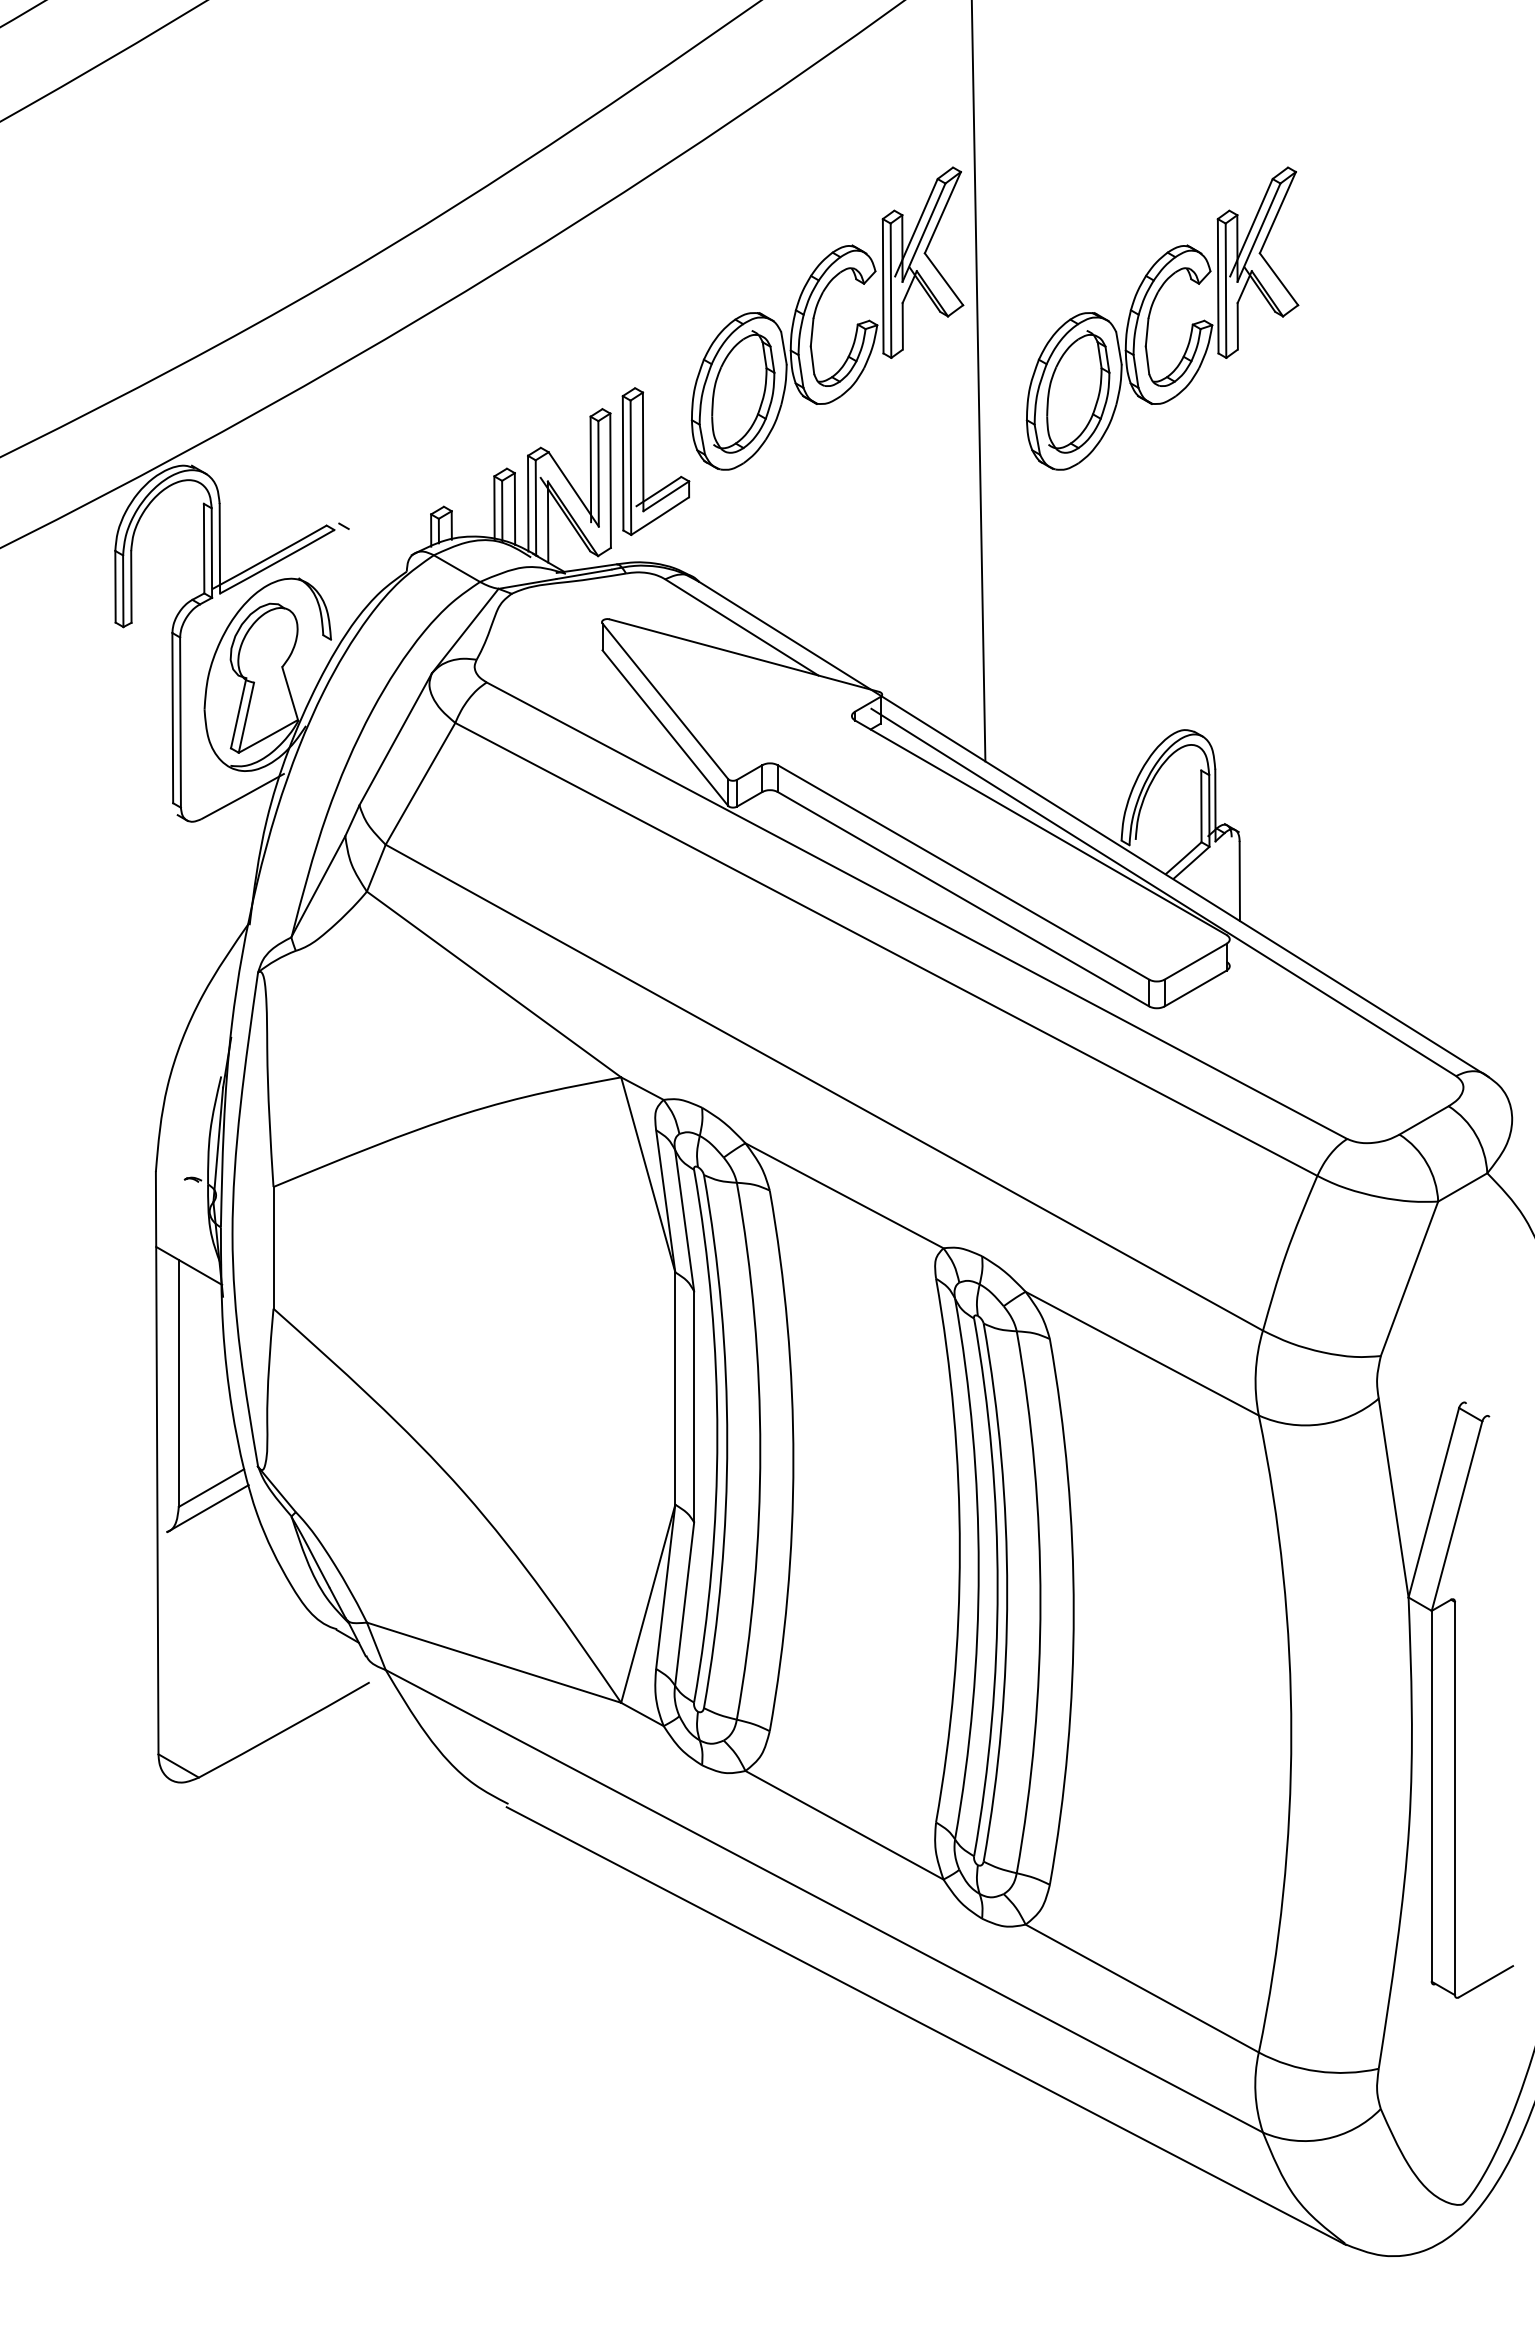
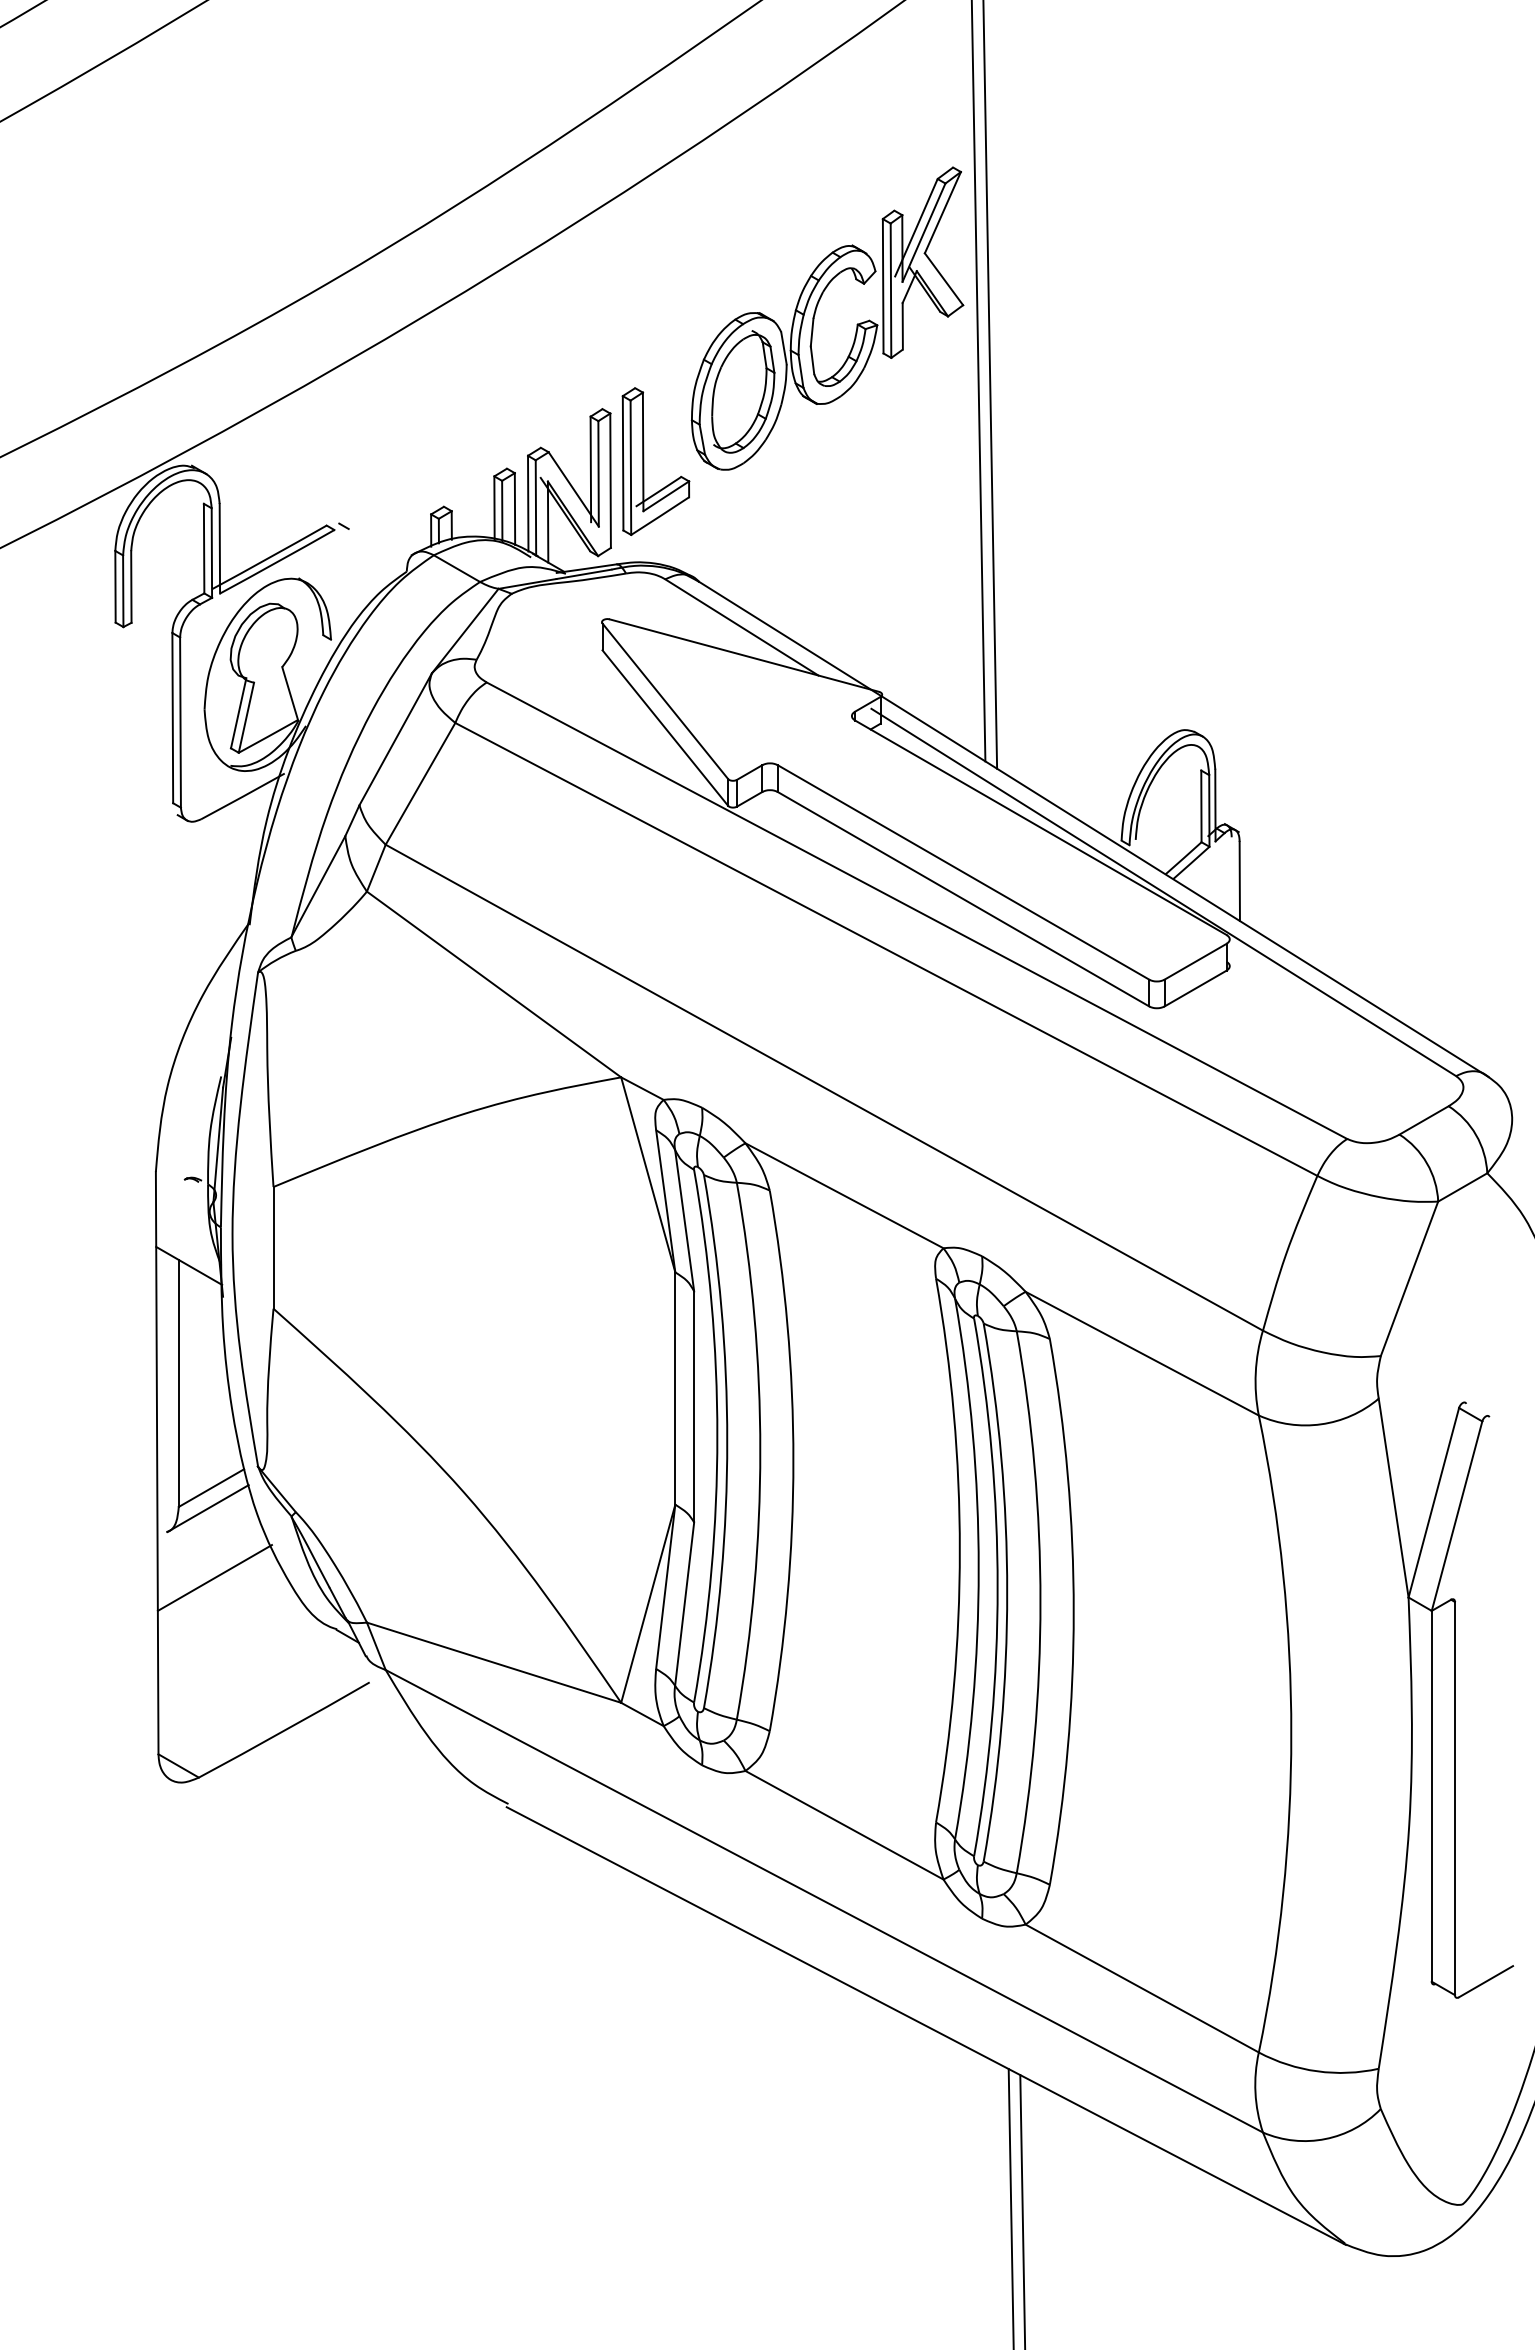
part: present -> none (1150, 315)
line: none -> present (990, 385)
line: none -> present (214, 1577)
line: none -> present (1010, 2207)
line: none -> present (1022, 2210)
